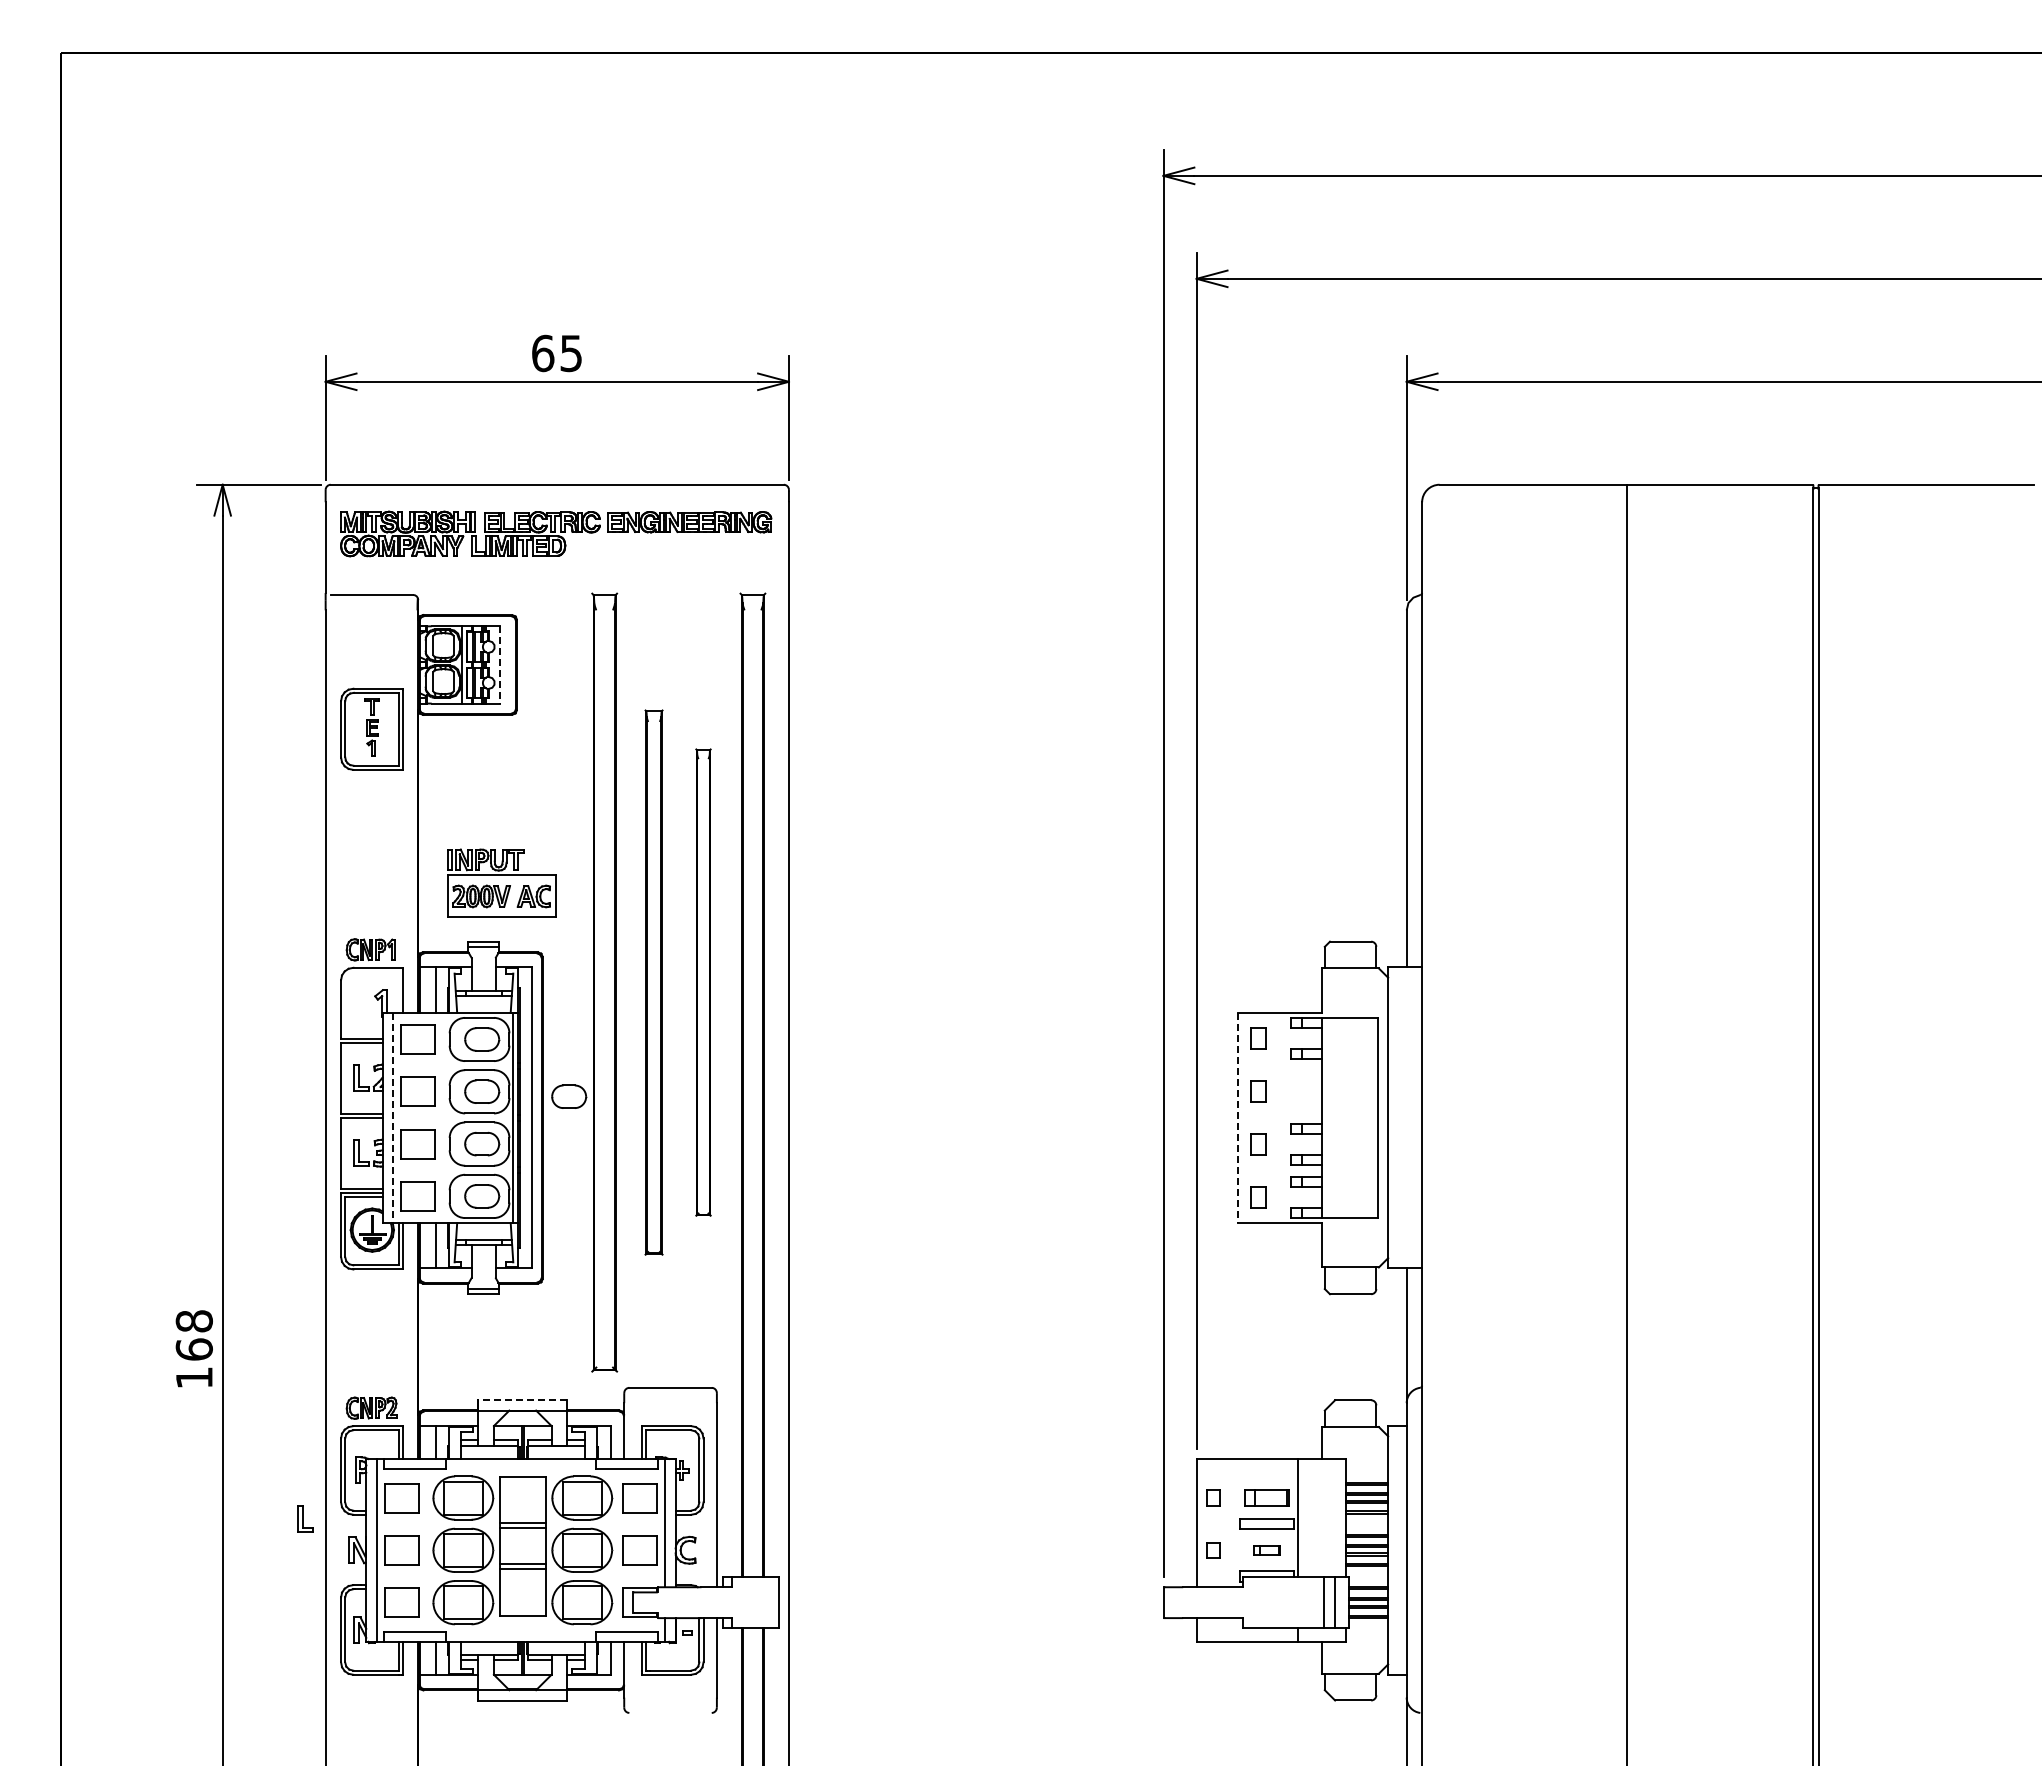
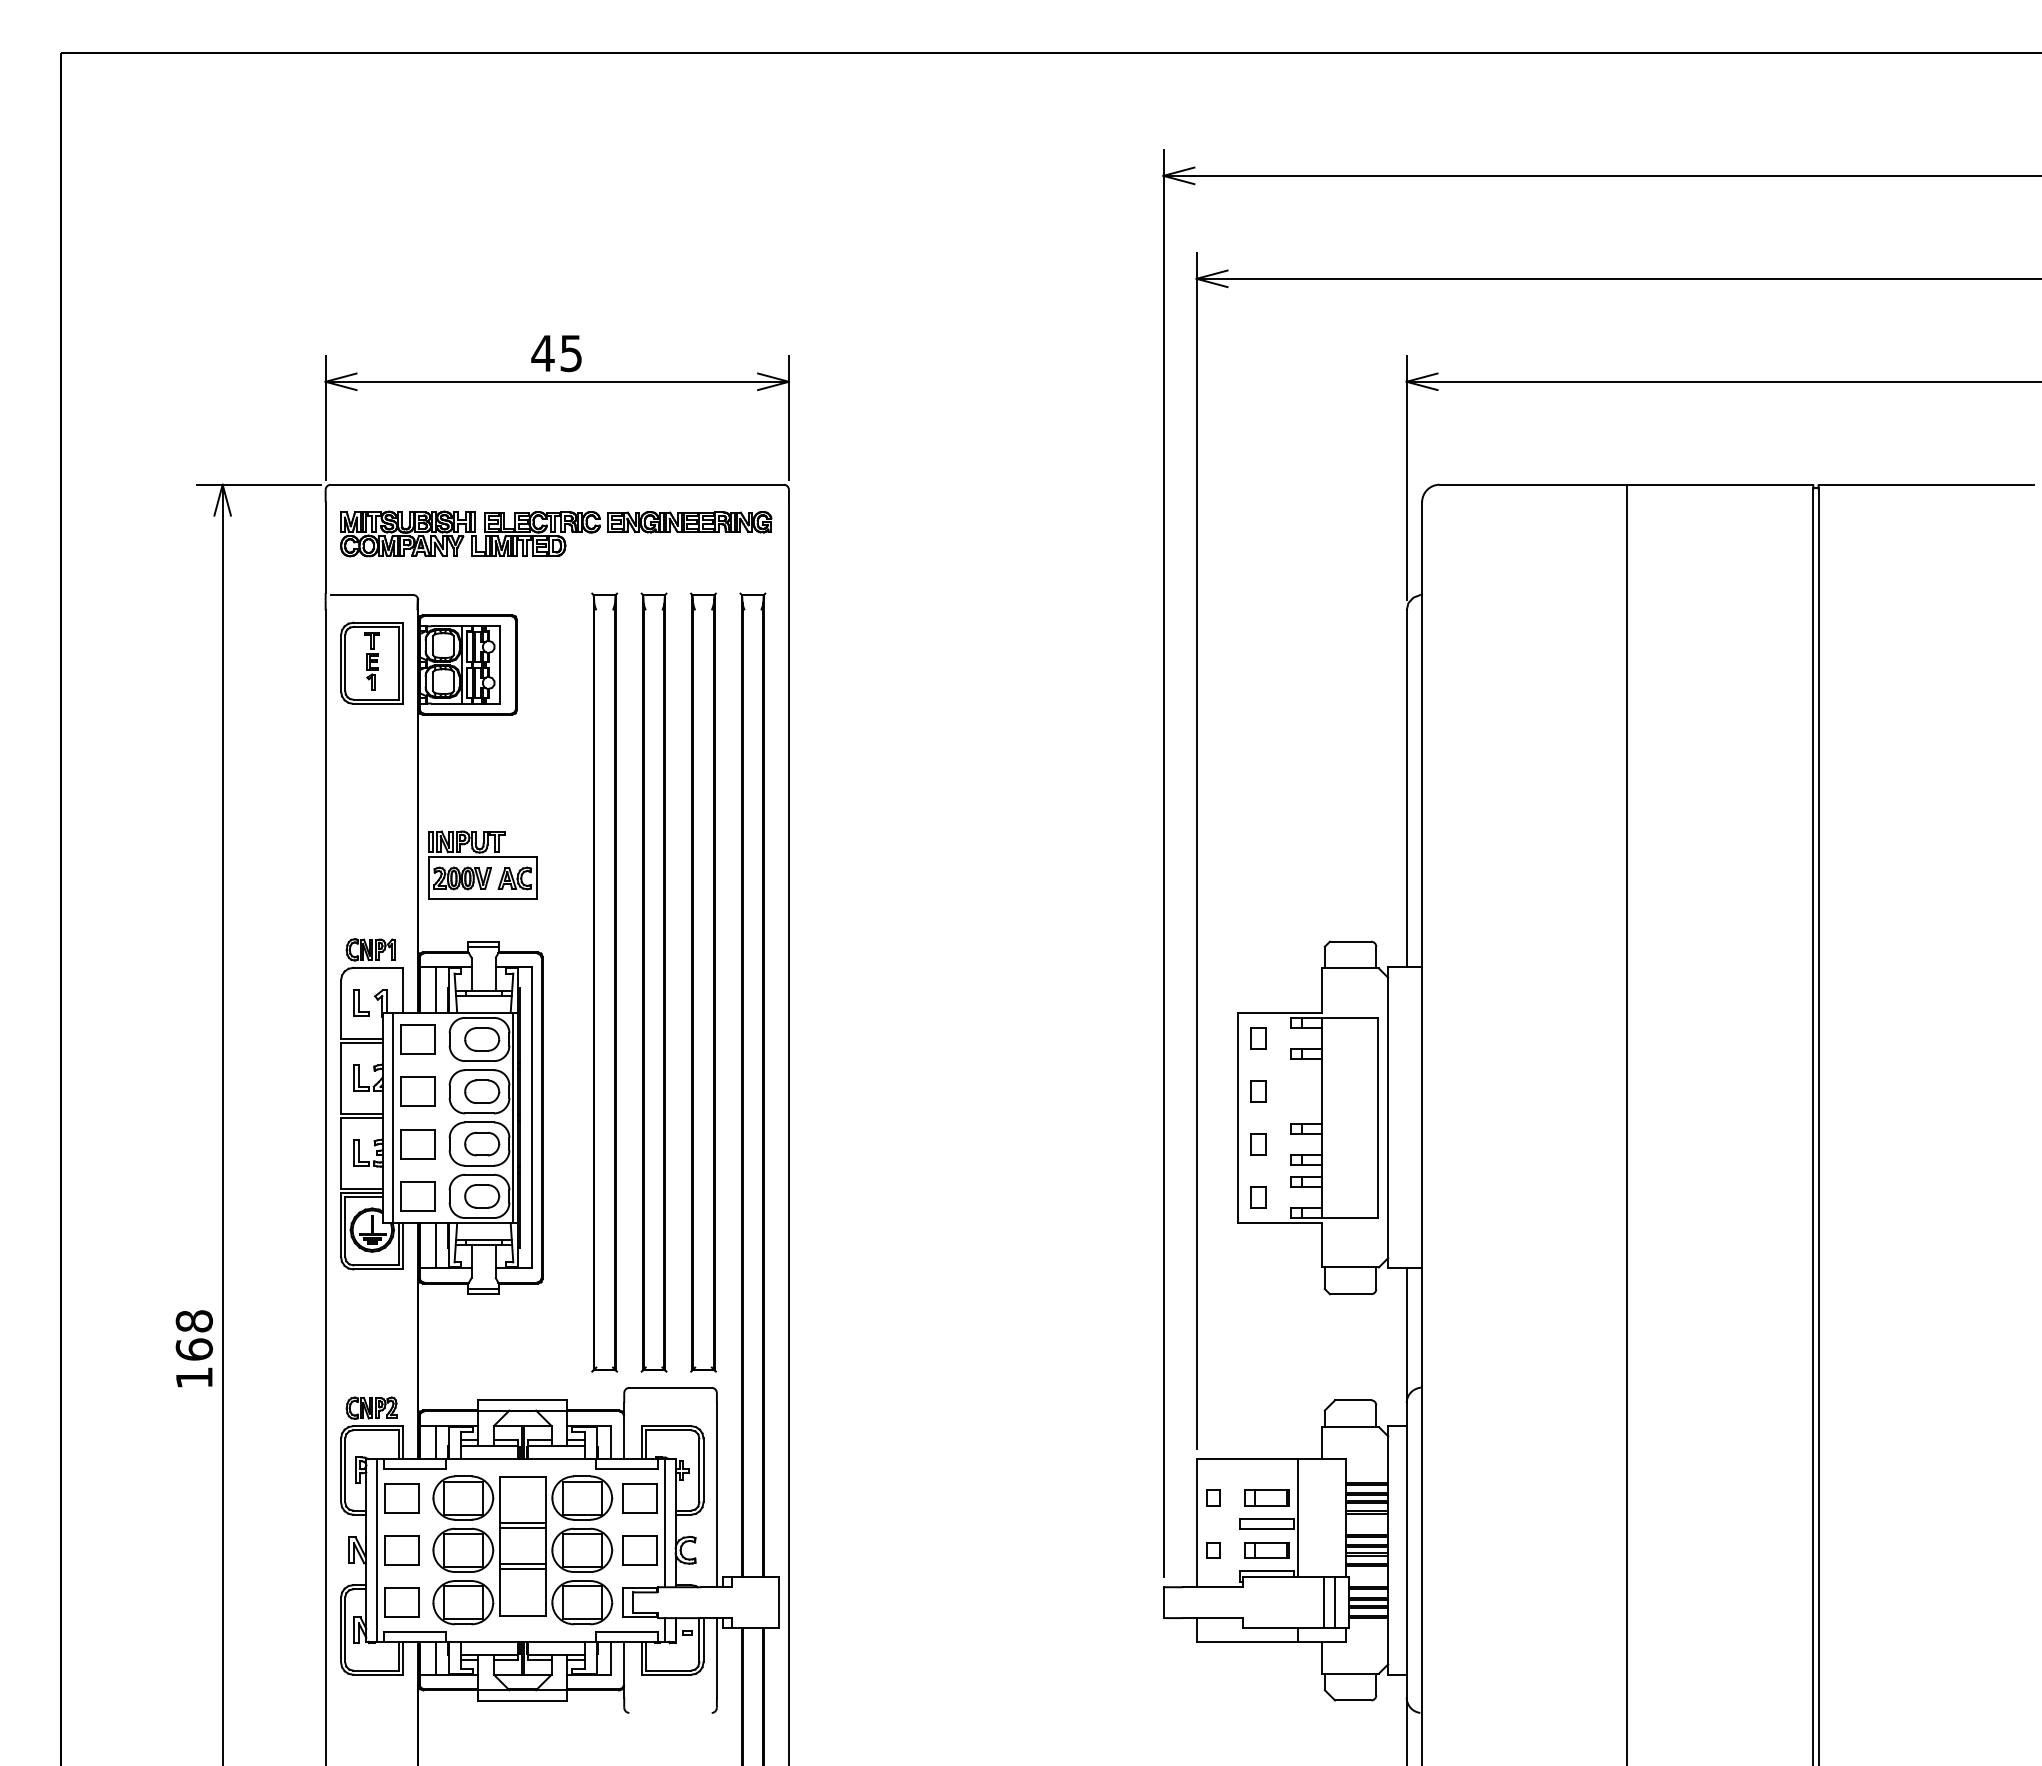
text: 65 -> 45 (542, 353)
line: dashed -> solid (499, 664)
part position: (371, 728) -> (371, 662) (371, 662)
part position: (501, 882) -> (482, 864) (482, 864)
part size: 20x547 px -> 28x781 px (653, 982)
part size: 17x469 px -> 27x781 px (703, 982)
part: present -> none (569, 1096)
line: dashed -> solid (392, 1118)
line: dashed -> solid (1237, 1118)
line: dashed -> solid (522, 1400)
part position: (305, 1518) -> (361, 1002) (361, 1002)
part size: 28x11 px -> 46x17 px (1266, 1550)
